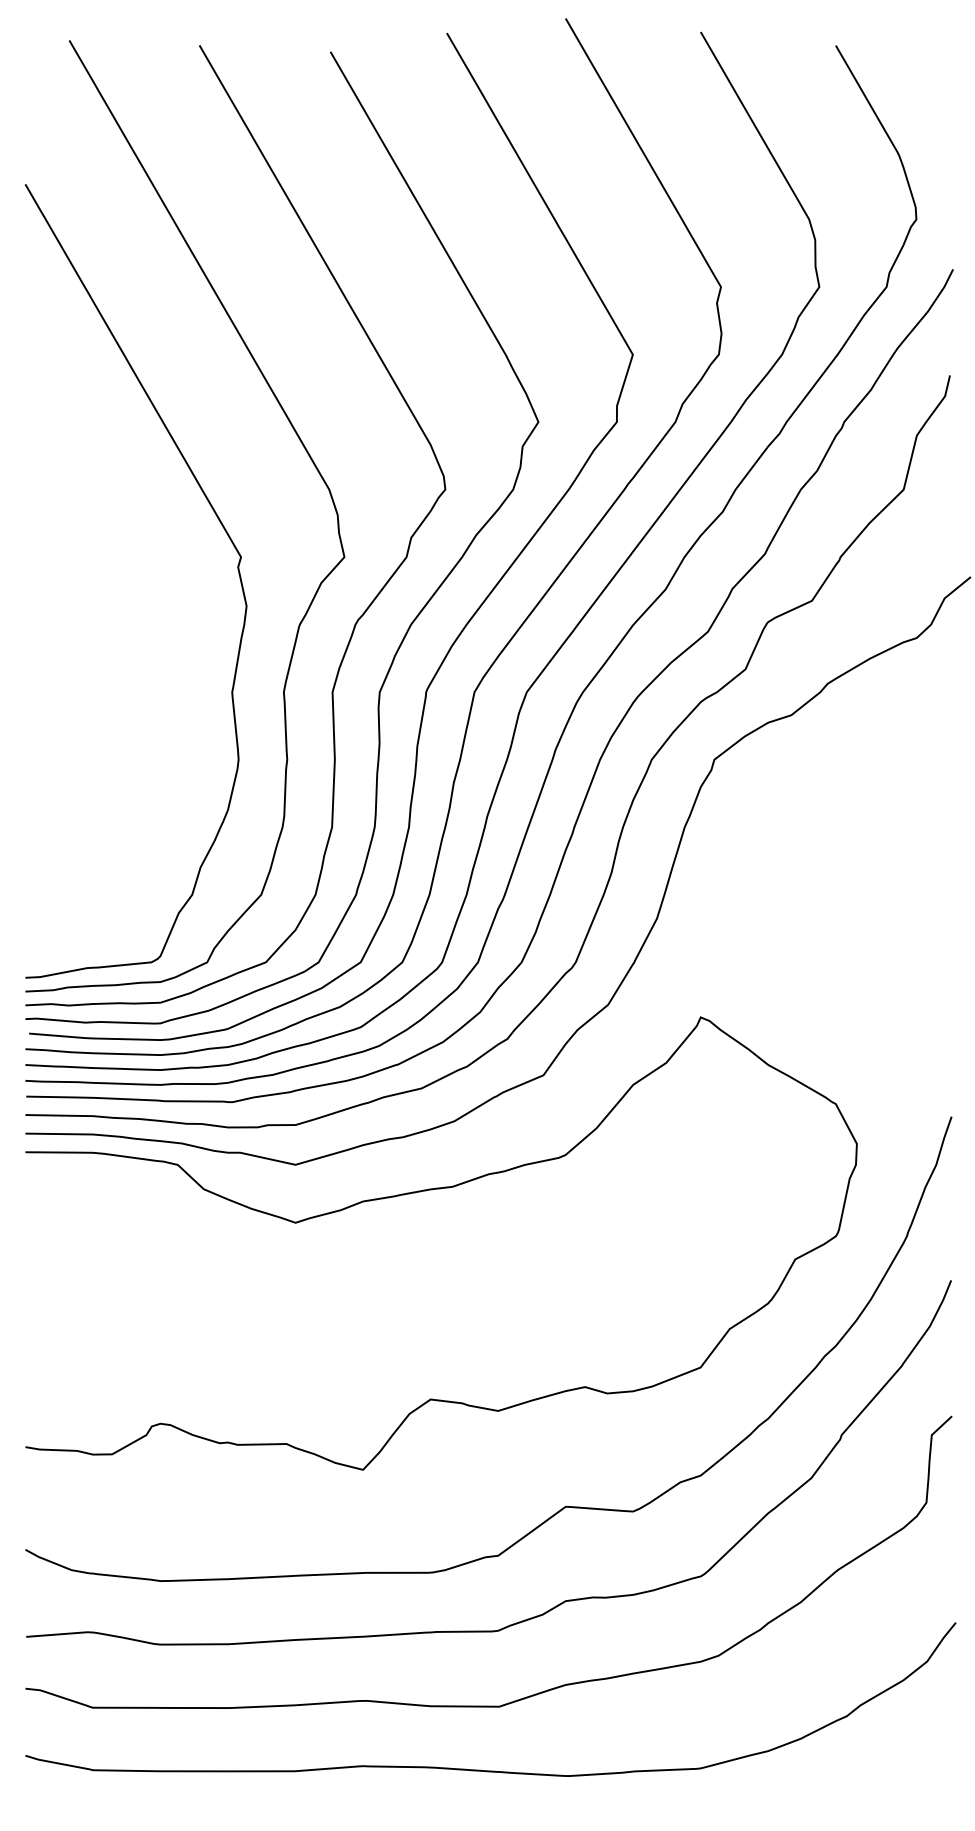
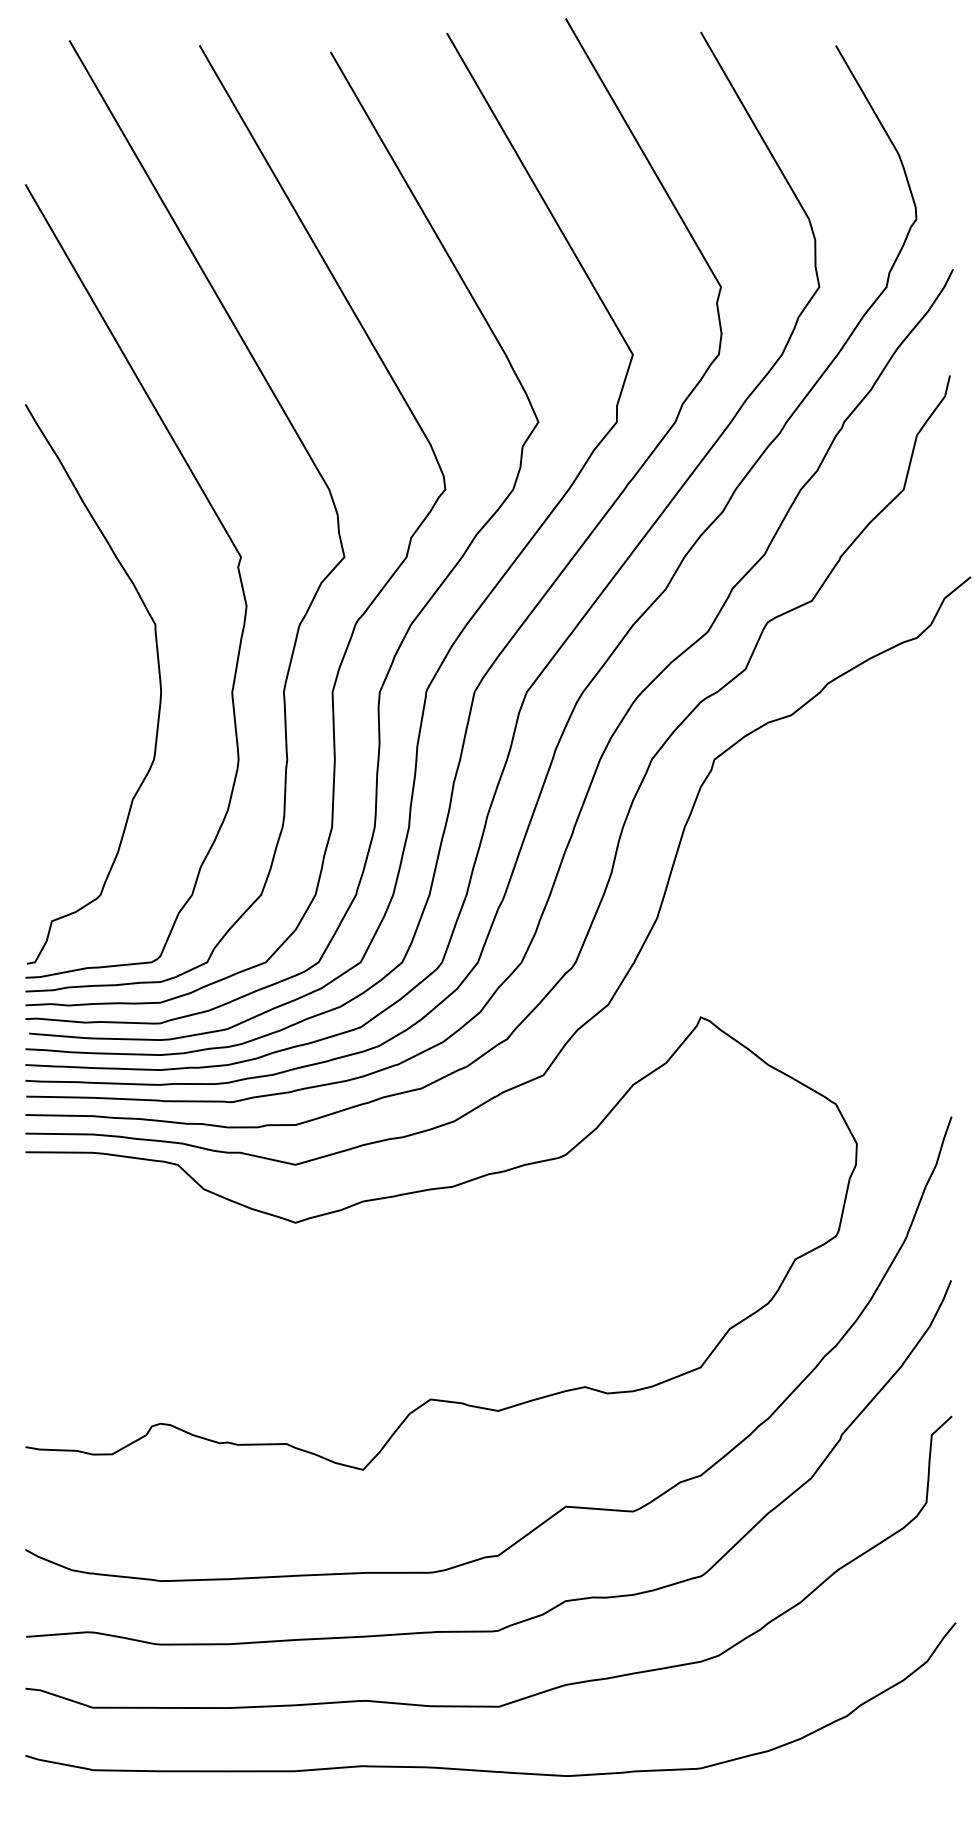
curve: none -> present (158, 674)
